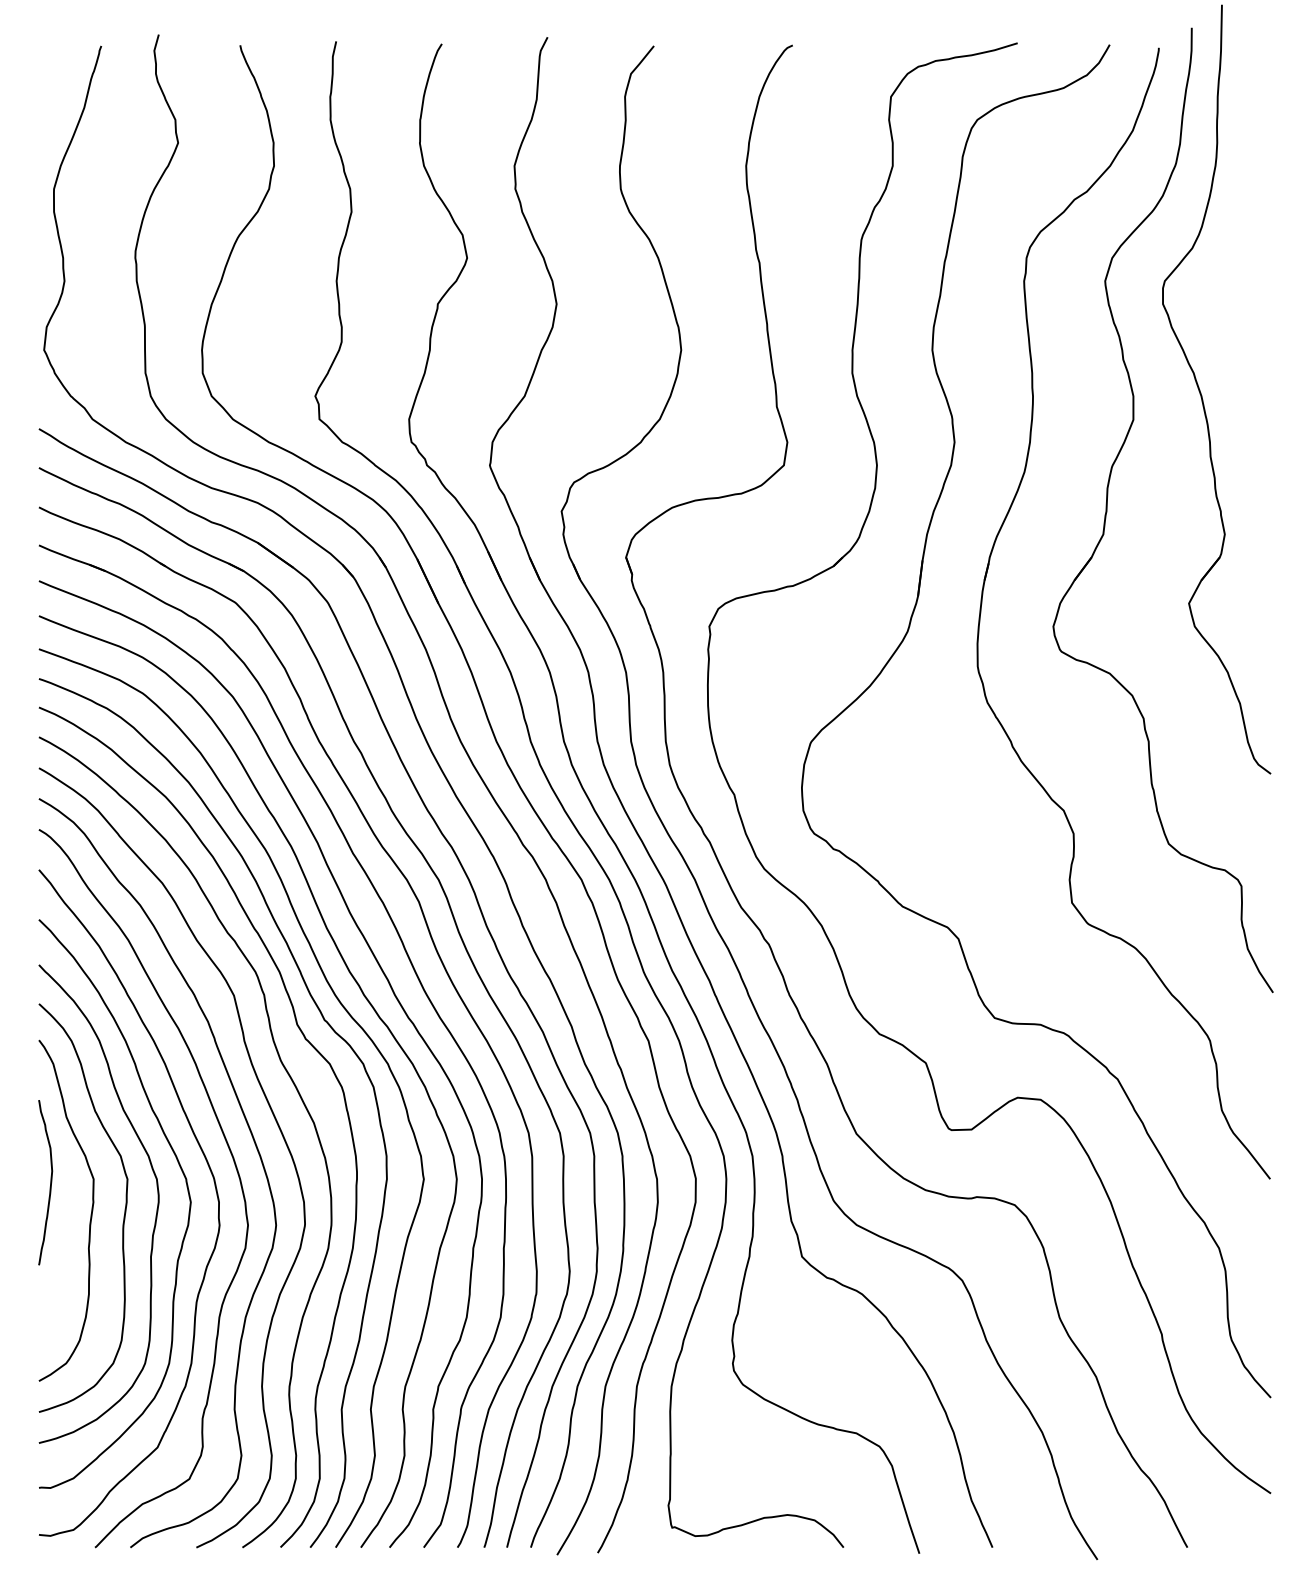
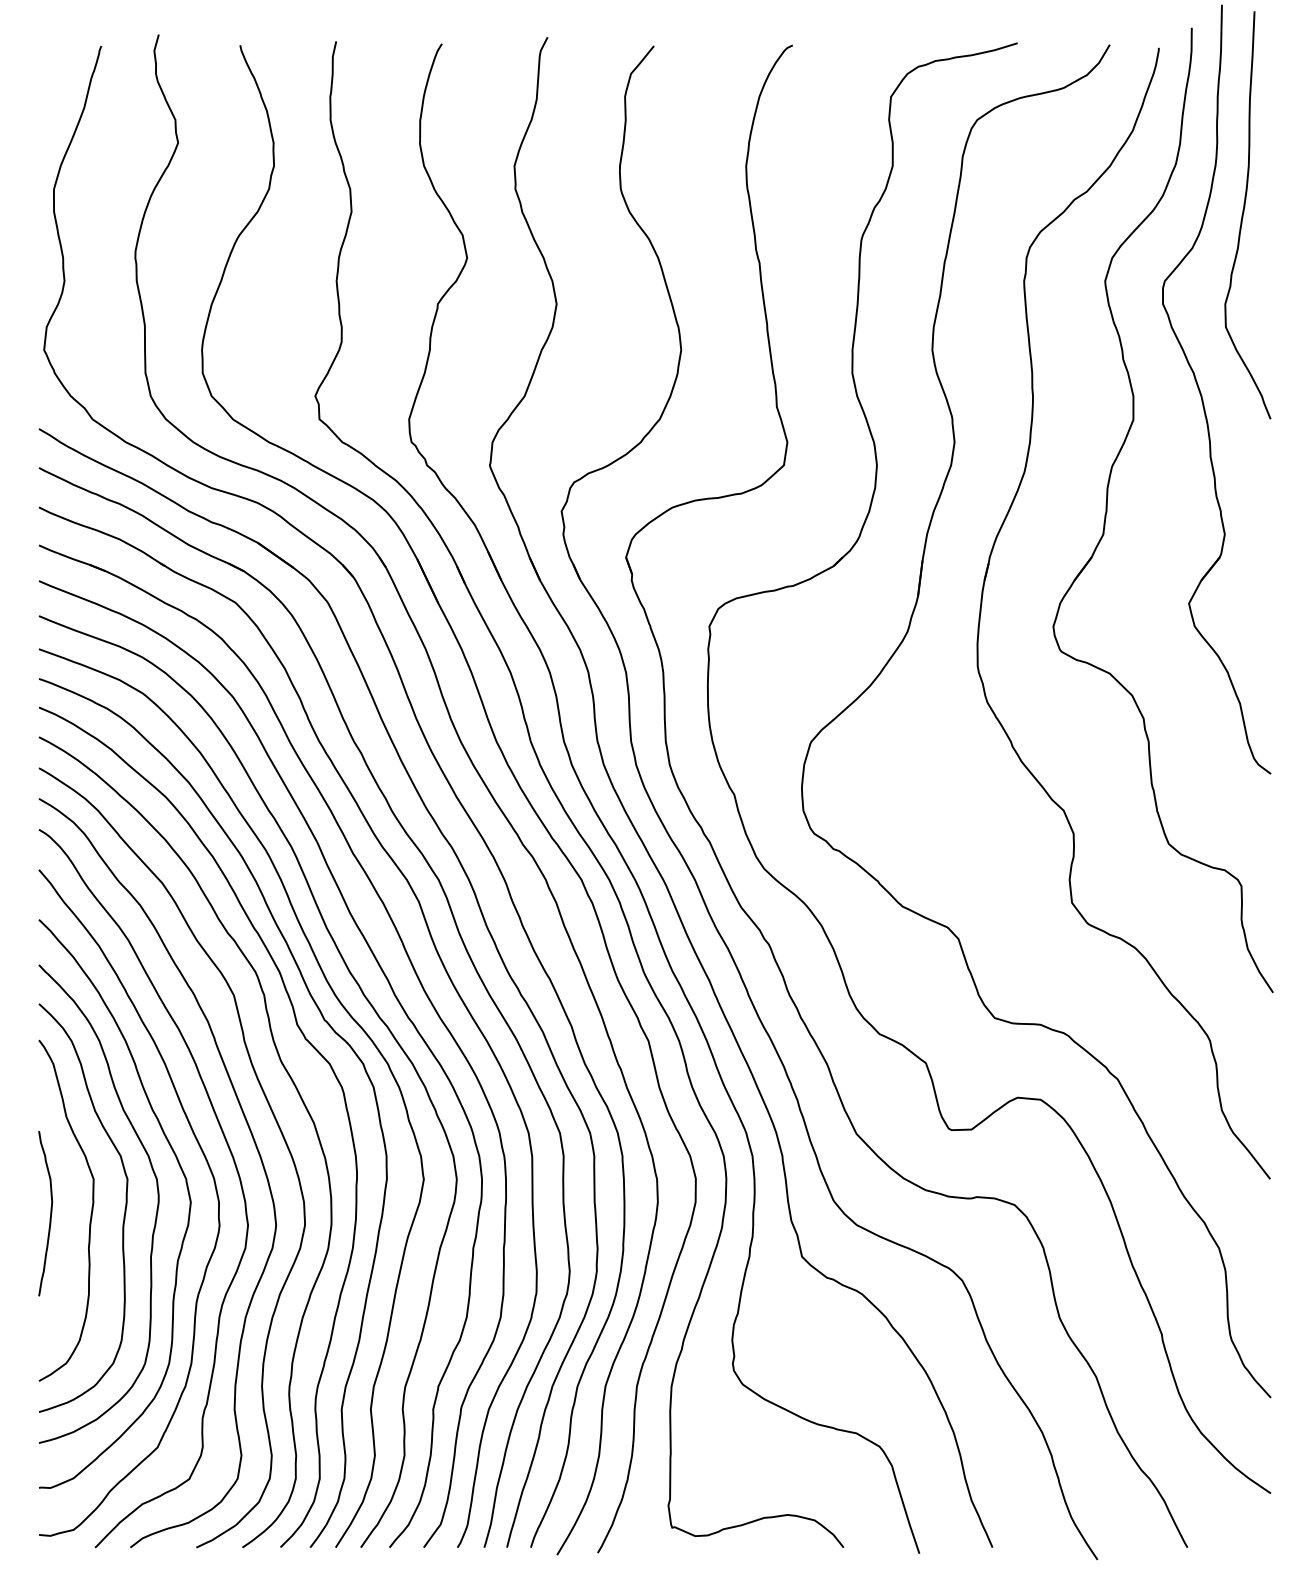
curve: none -> present (1243, 215)
curve position: (50, 1182) -> (50, 1213) (50, 1213)
